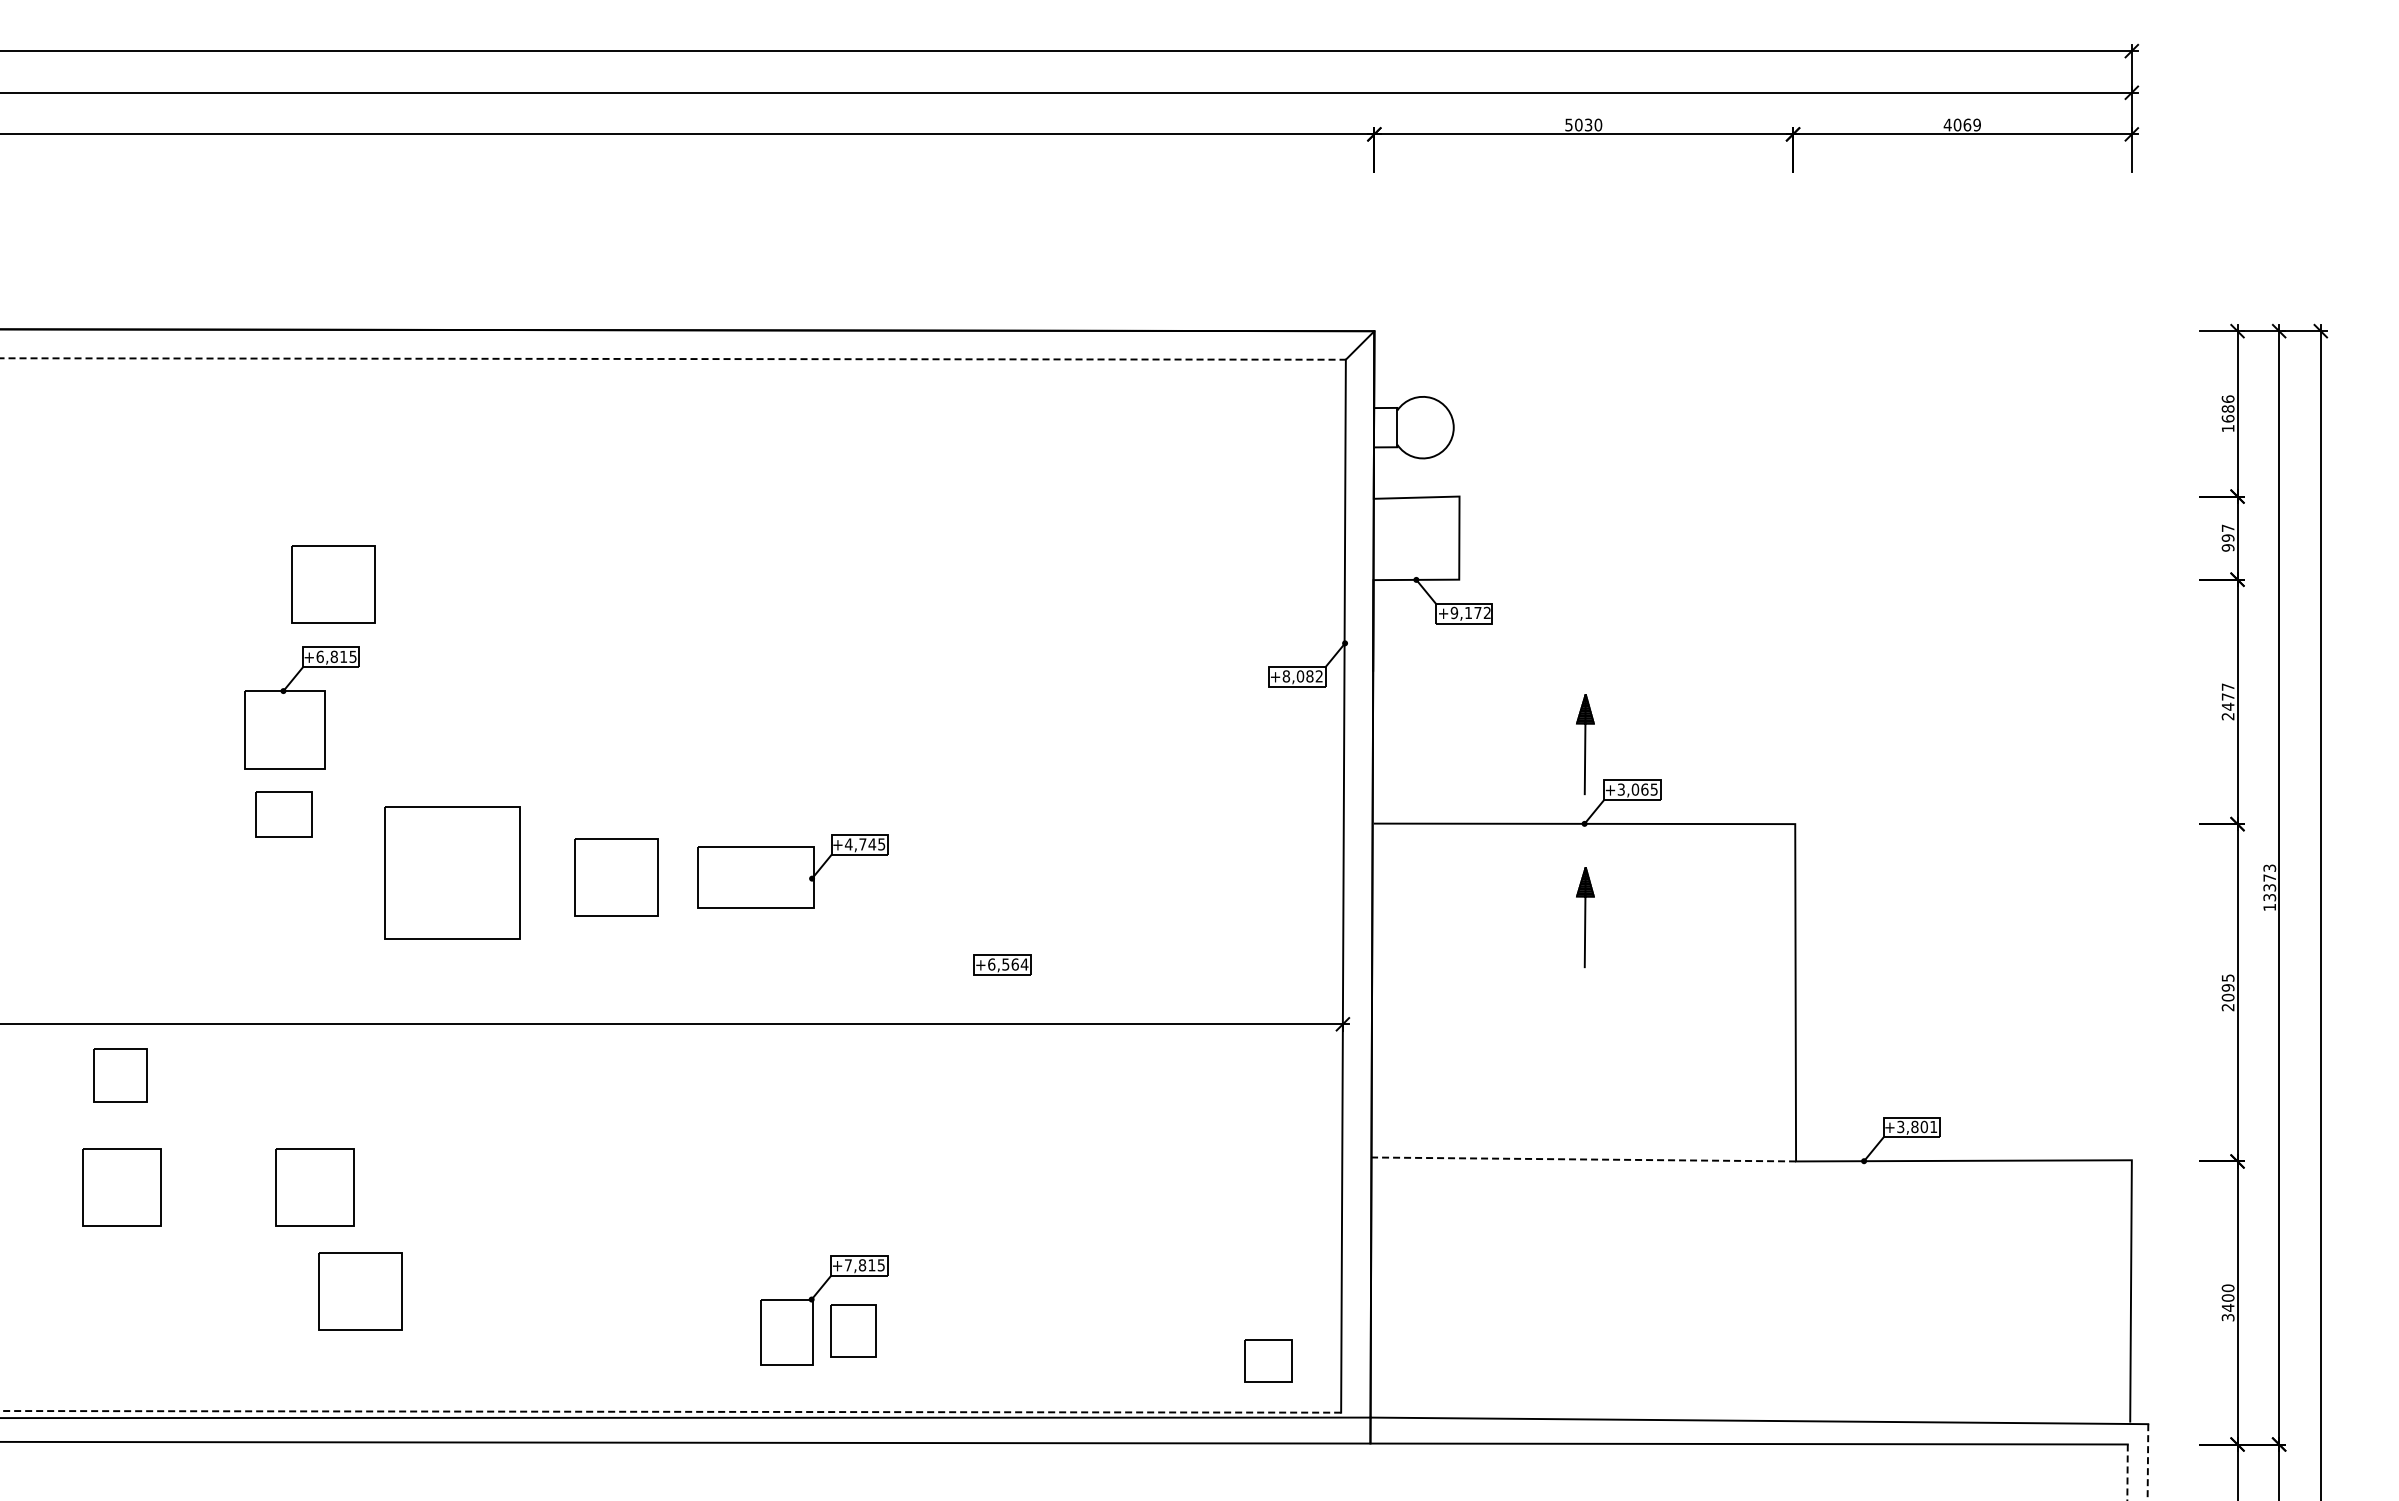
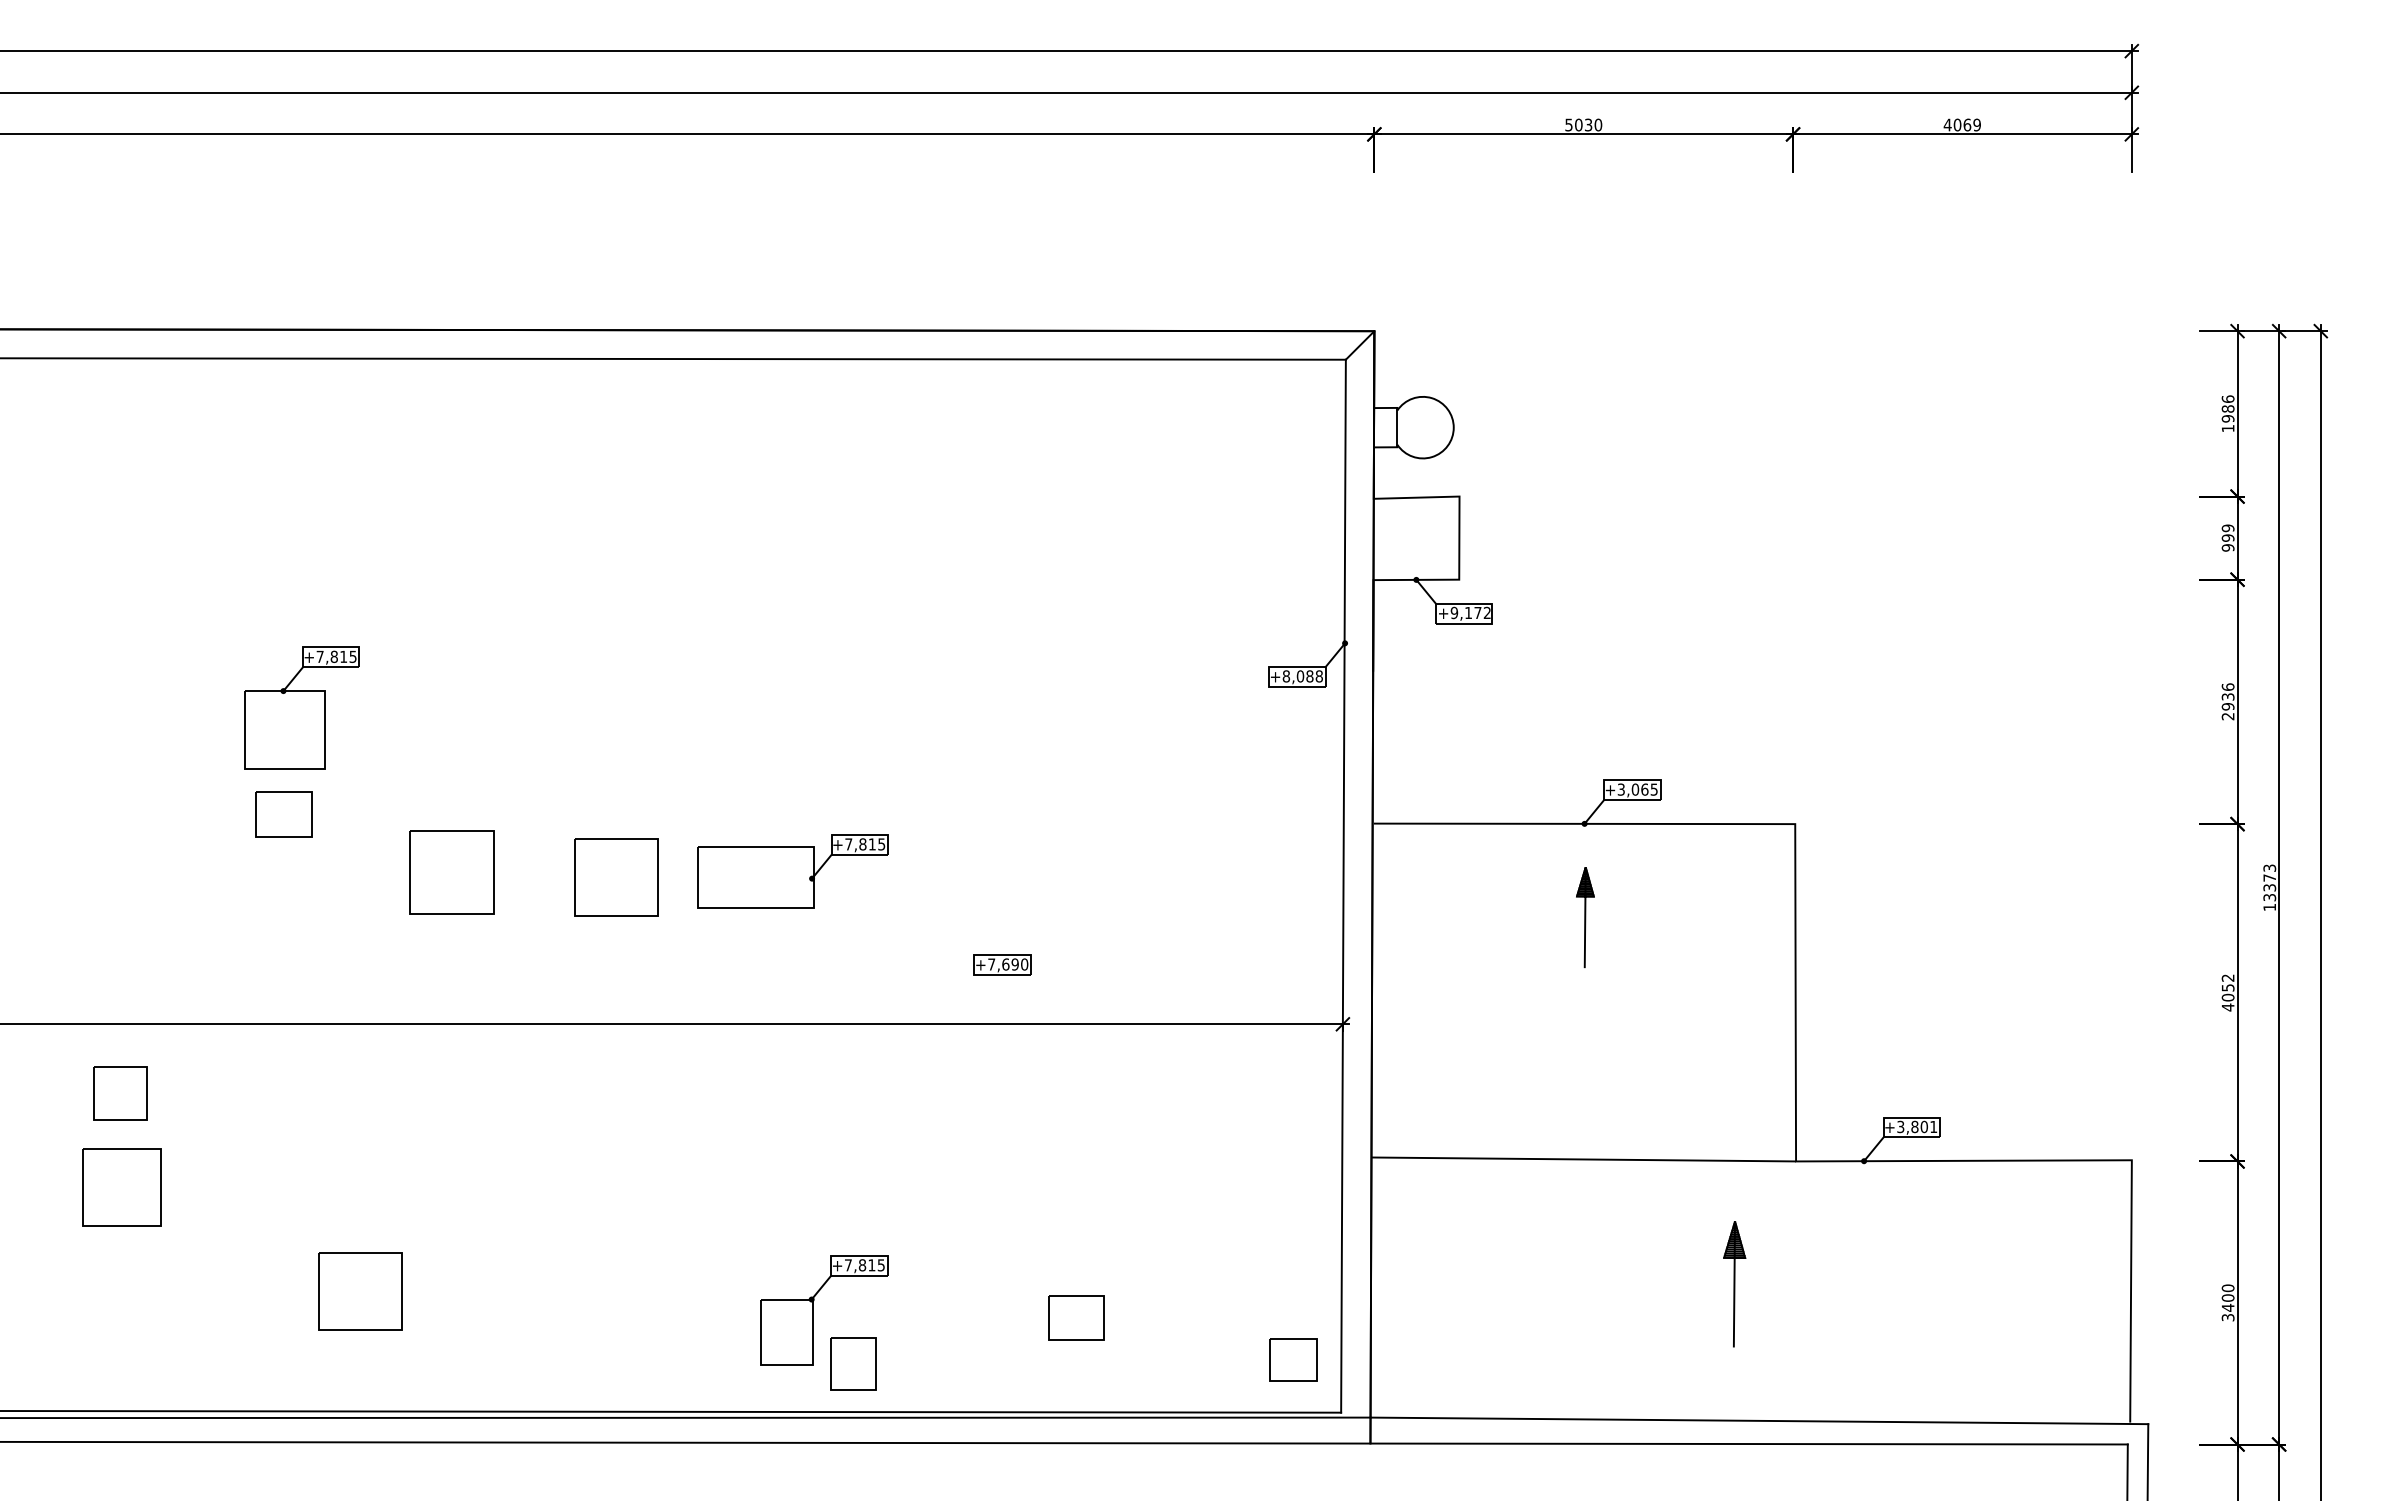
line: dashed -> solid (672, 359)
text: 1686 -> 1986 (2227, 418)
text: 997 -> 999 (2227, 528)
part: present -> none (333, 584)
text: +6,815 -> +7,815 (319, 656)
text: +8,082 -> +8,088 (1318, 676)
text: 2477 -> 2936 (2227, 696)
part: present -> none (1585, 744)
text: +4,745 -> +7,815 (860, 844)
part size: 137x134 px -> 86x85 px (451, 872)
text: +6,564 -> +7,690 (1008, 964)
text: 2095 -> 4052 (2227, 992)
part position: (120, 1075) -> (120, 1093) (120, 1093)
line: dashed -> solid (1583, 1159)
part: present -> none (314, 1187)
part: none -> present (1734, 1284)
part: none -> present (1076, 1317)
part position: (853, 1330) -> (853, 1363) (853, 1363)
part position: (1268, 1360) -> (1293, 1359) (1293, 1359)
line: dashed -> solid (670, 1411)
line: dashed -> solid (2147, 1462)
line: dashed -> solid (2127, 1472)
